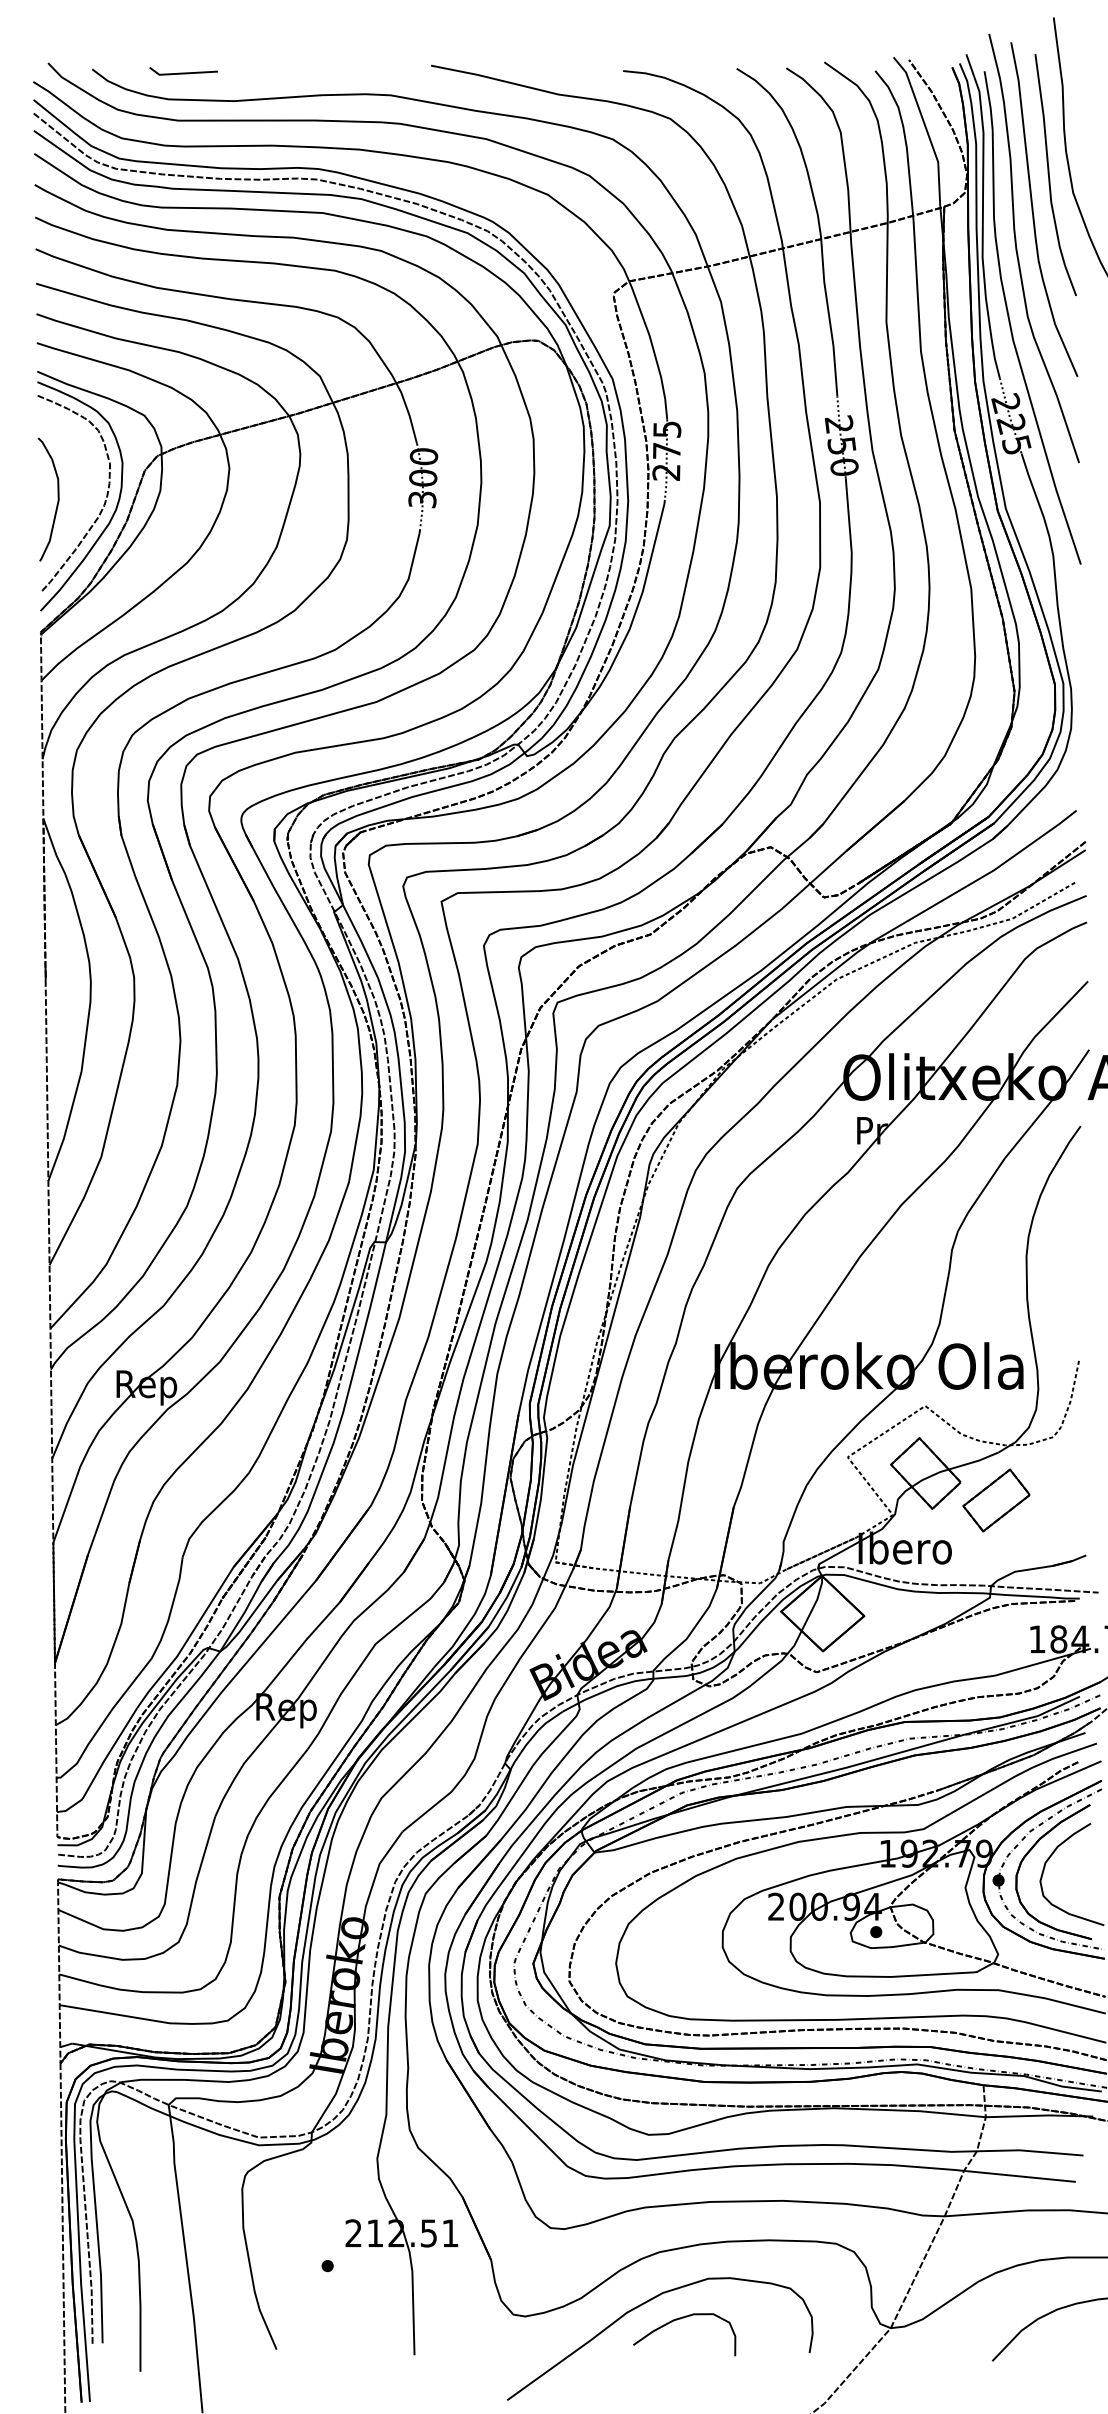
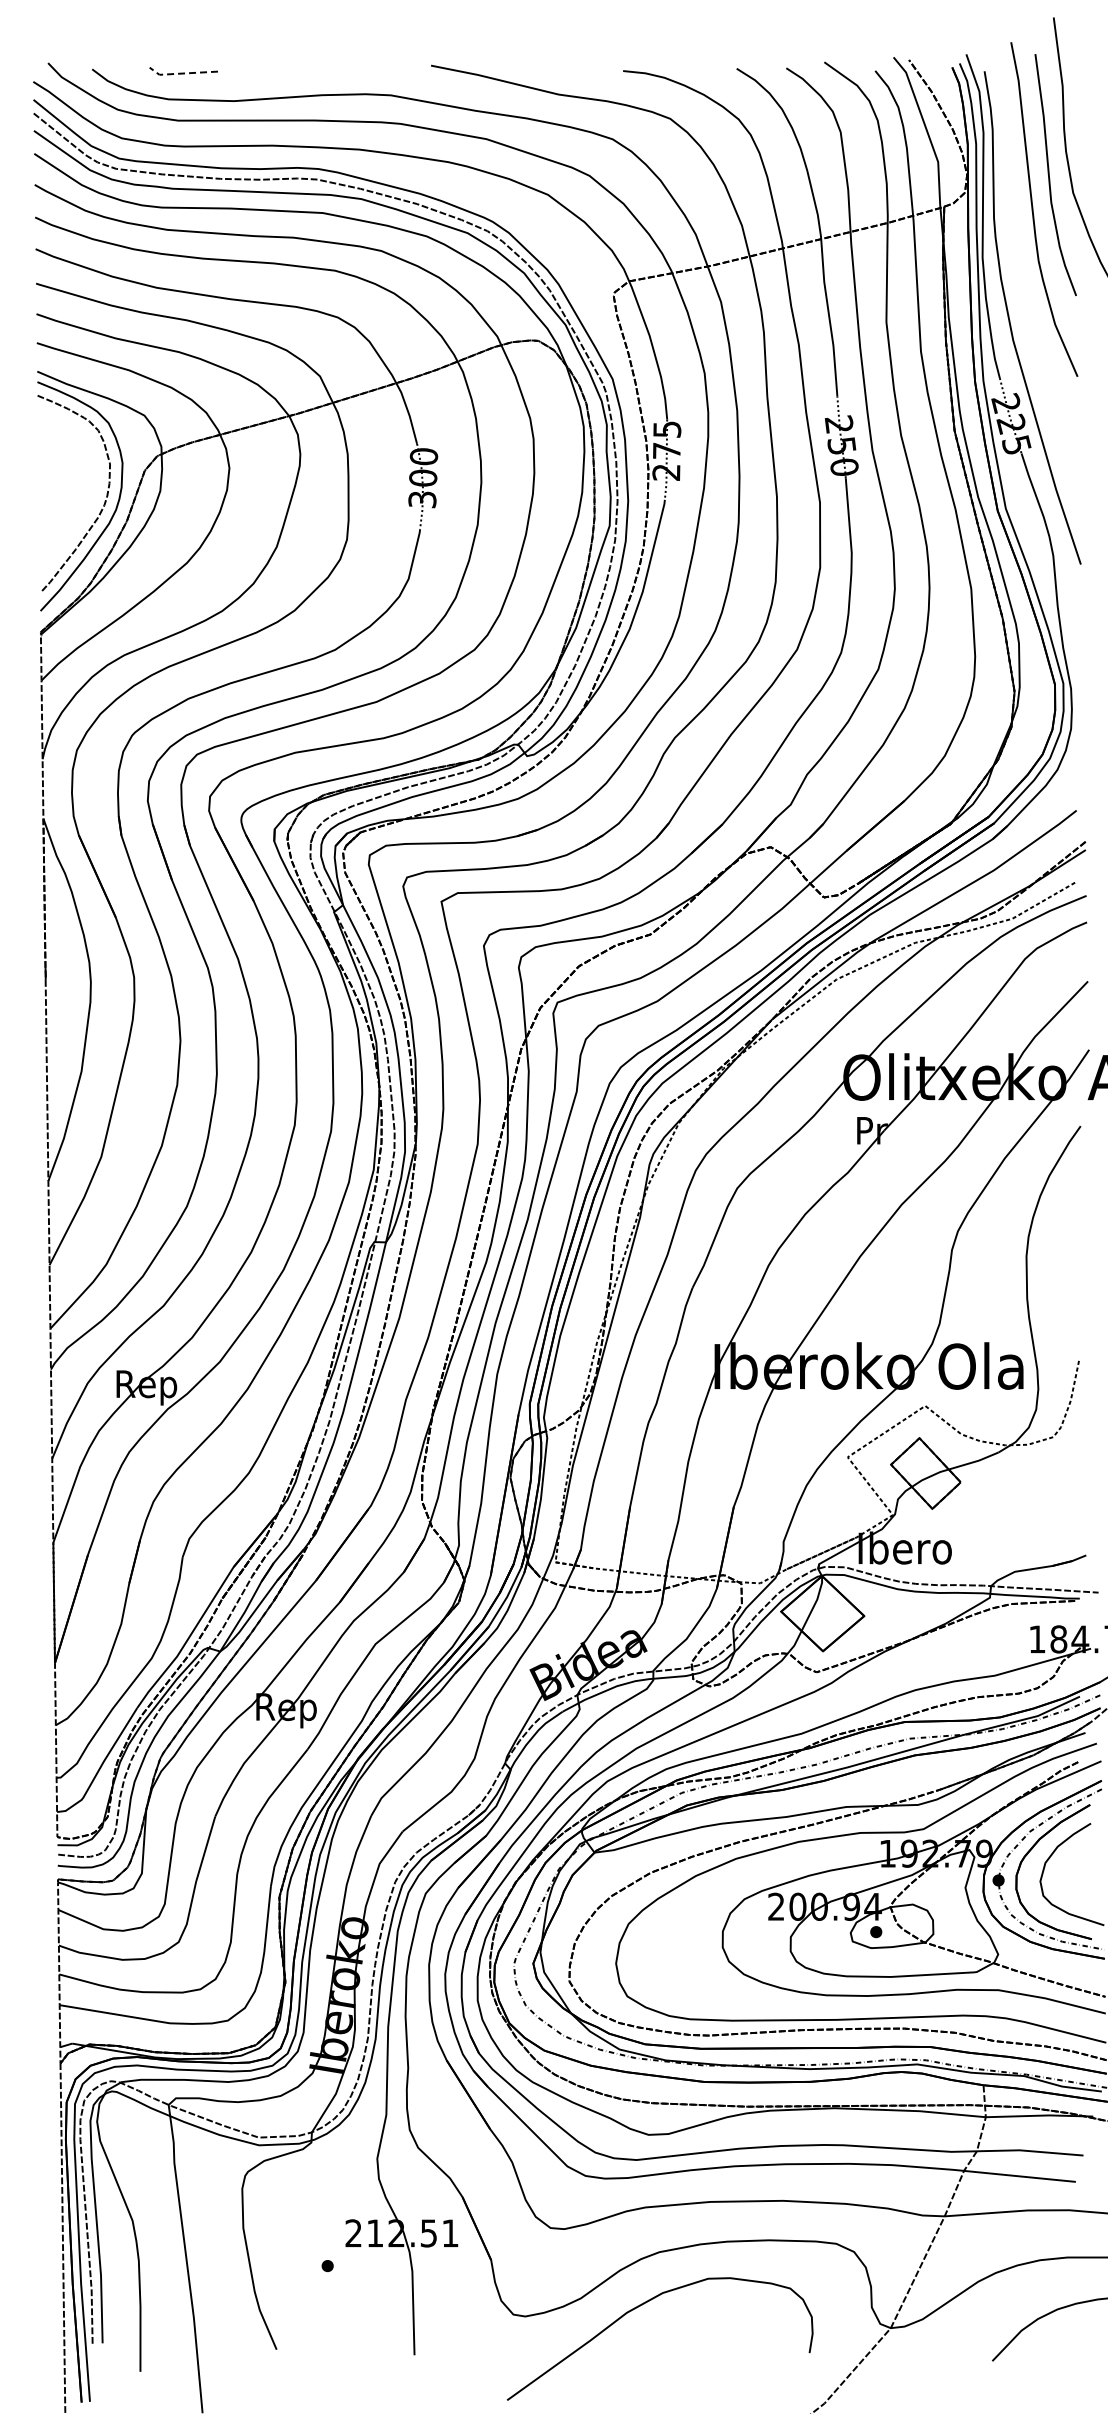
line: solid -> dashed (181, 73)
curve: present -> none (1017, 248)
curve: present -> none (57, 499)
part: present -> none (996, 1500)
curve: present -> none (680, 2319)
